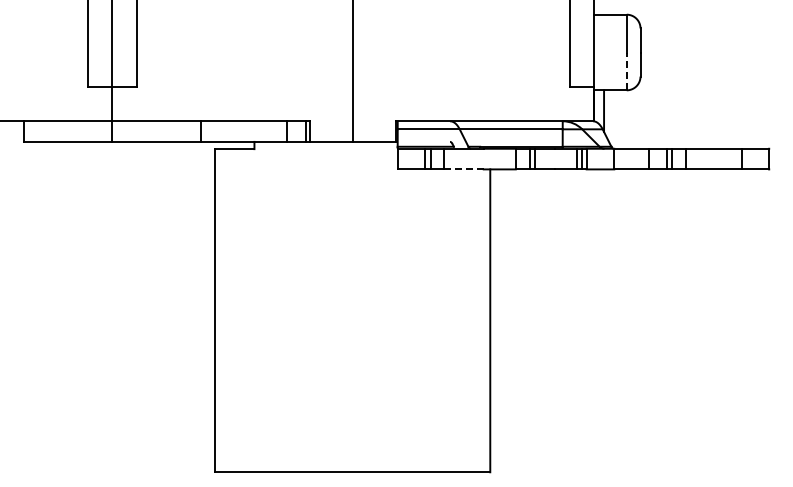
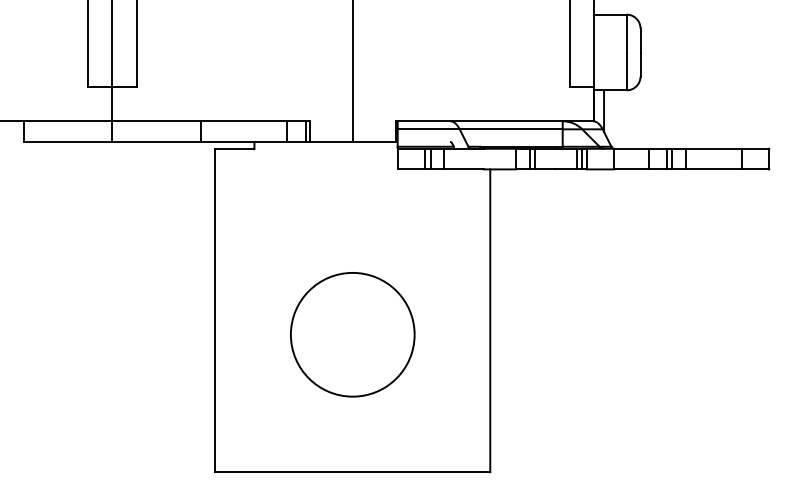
line: dashed -> solid (626, 71)
line: dashed -> solid (464, 169)
circle: none -> present (352, 334)
